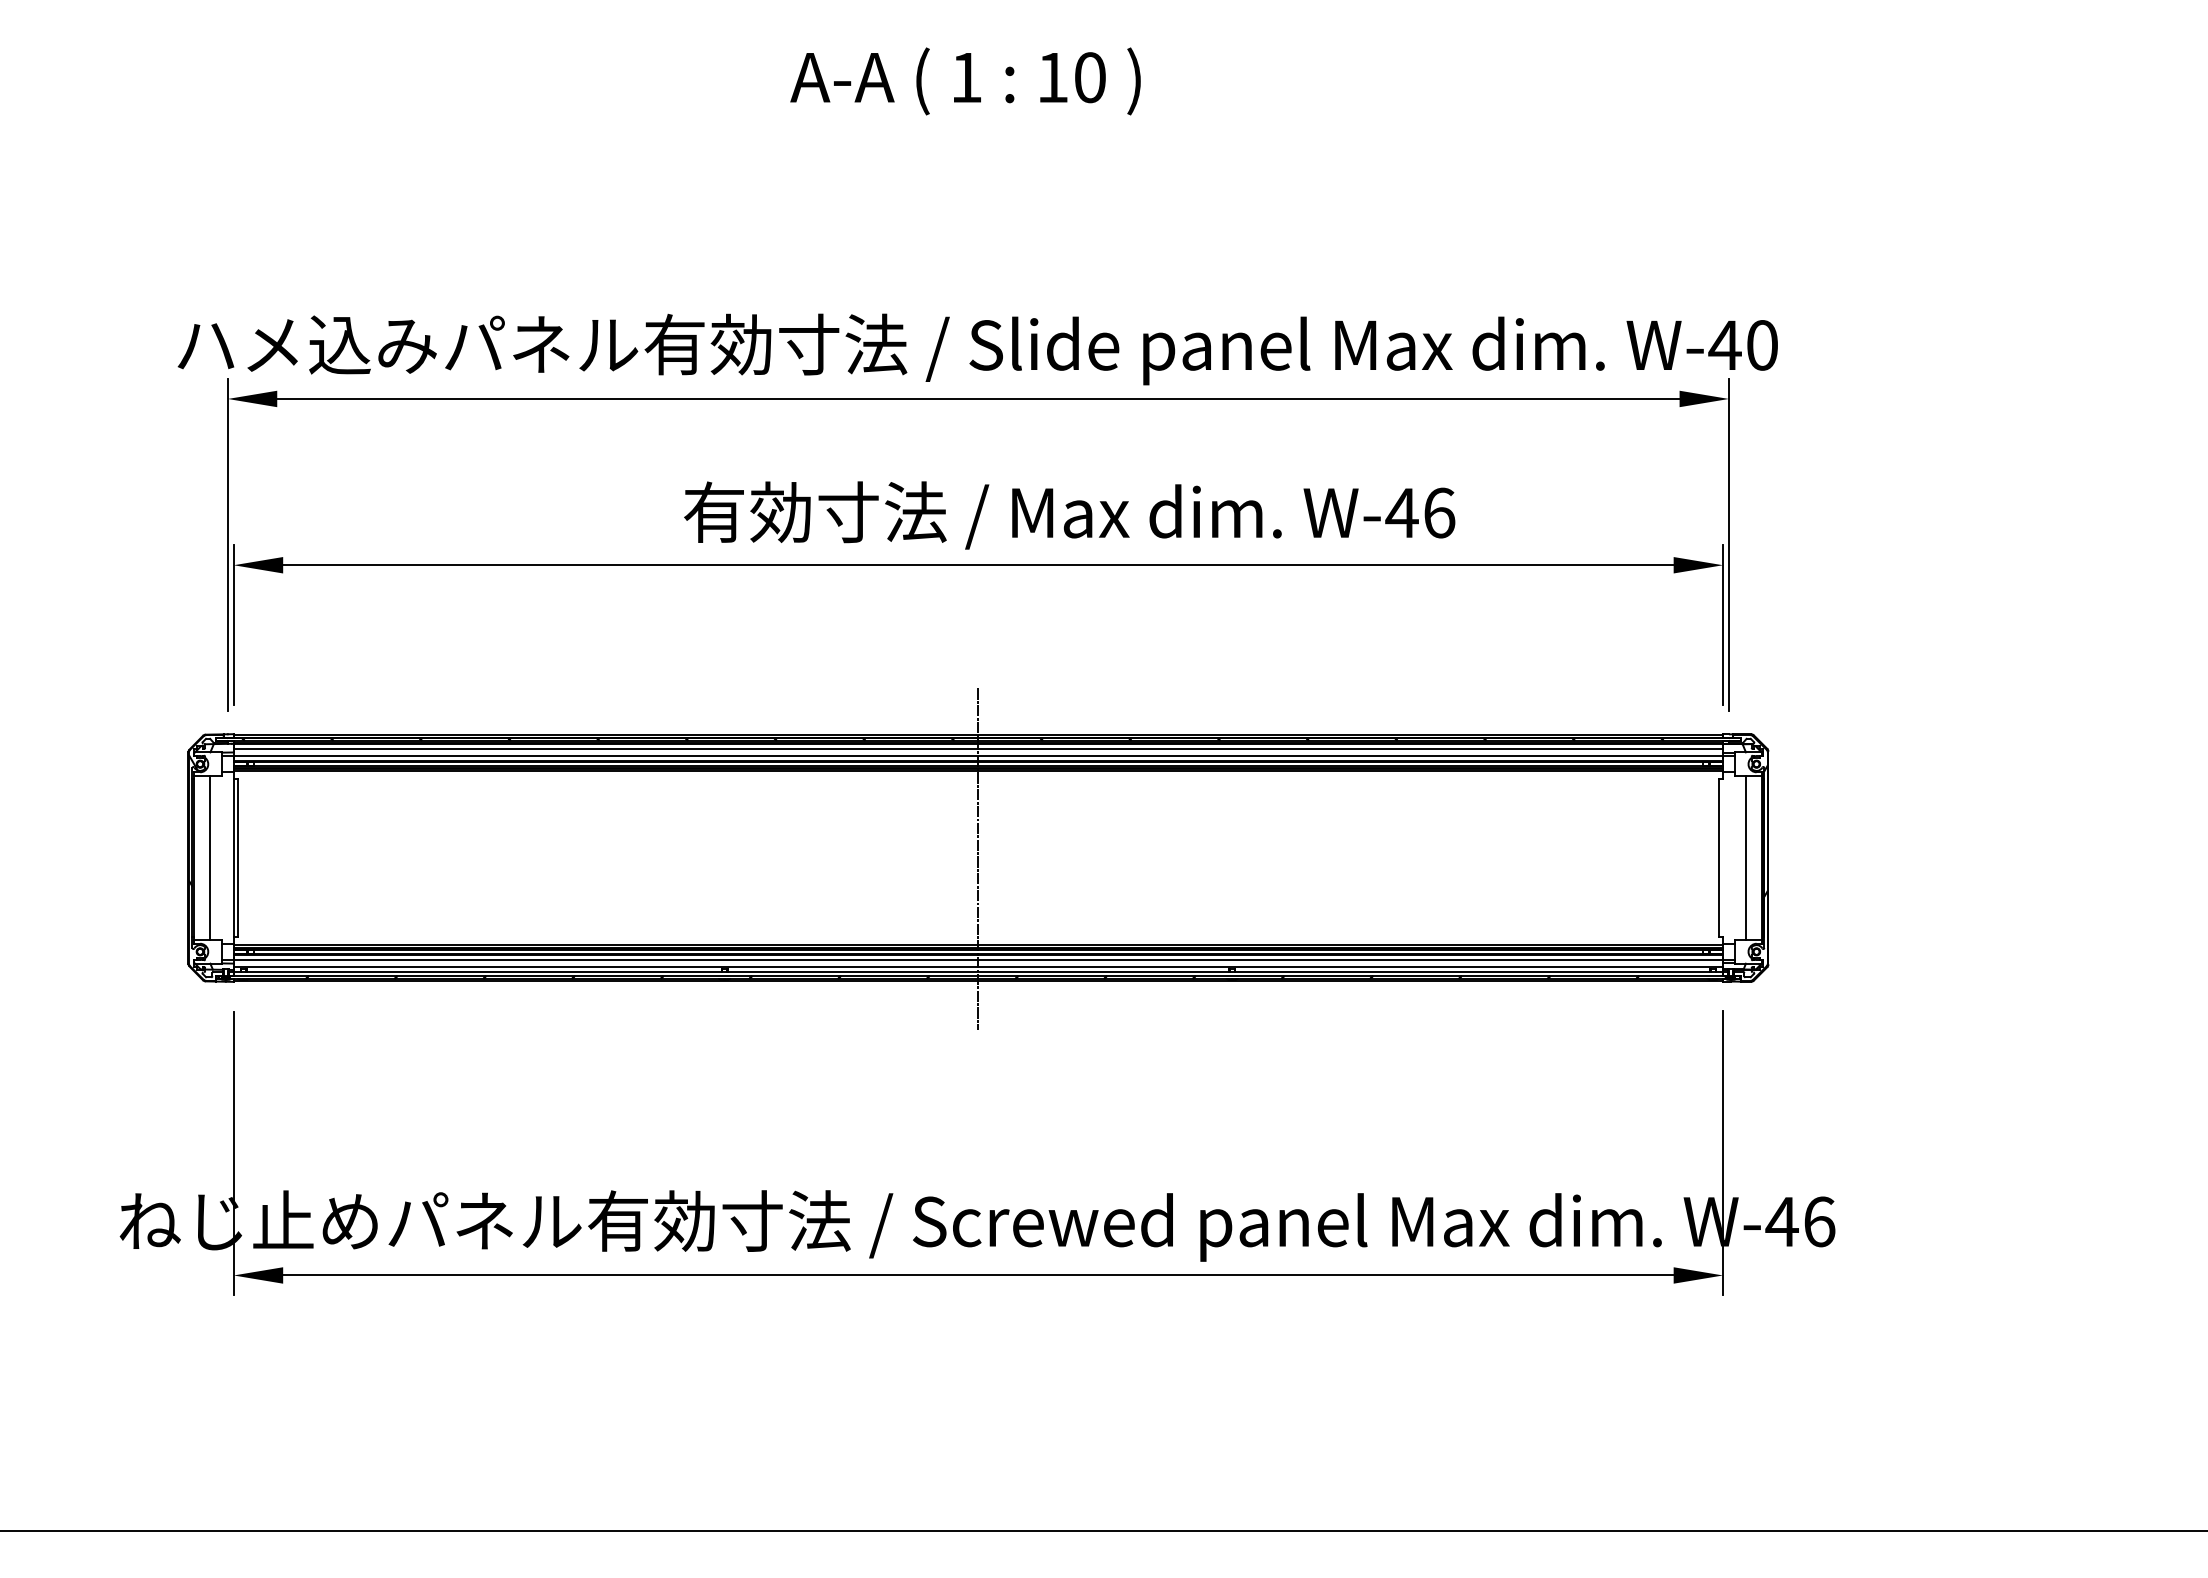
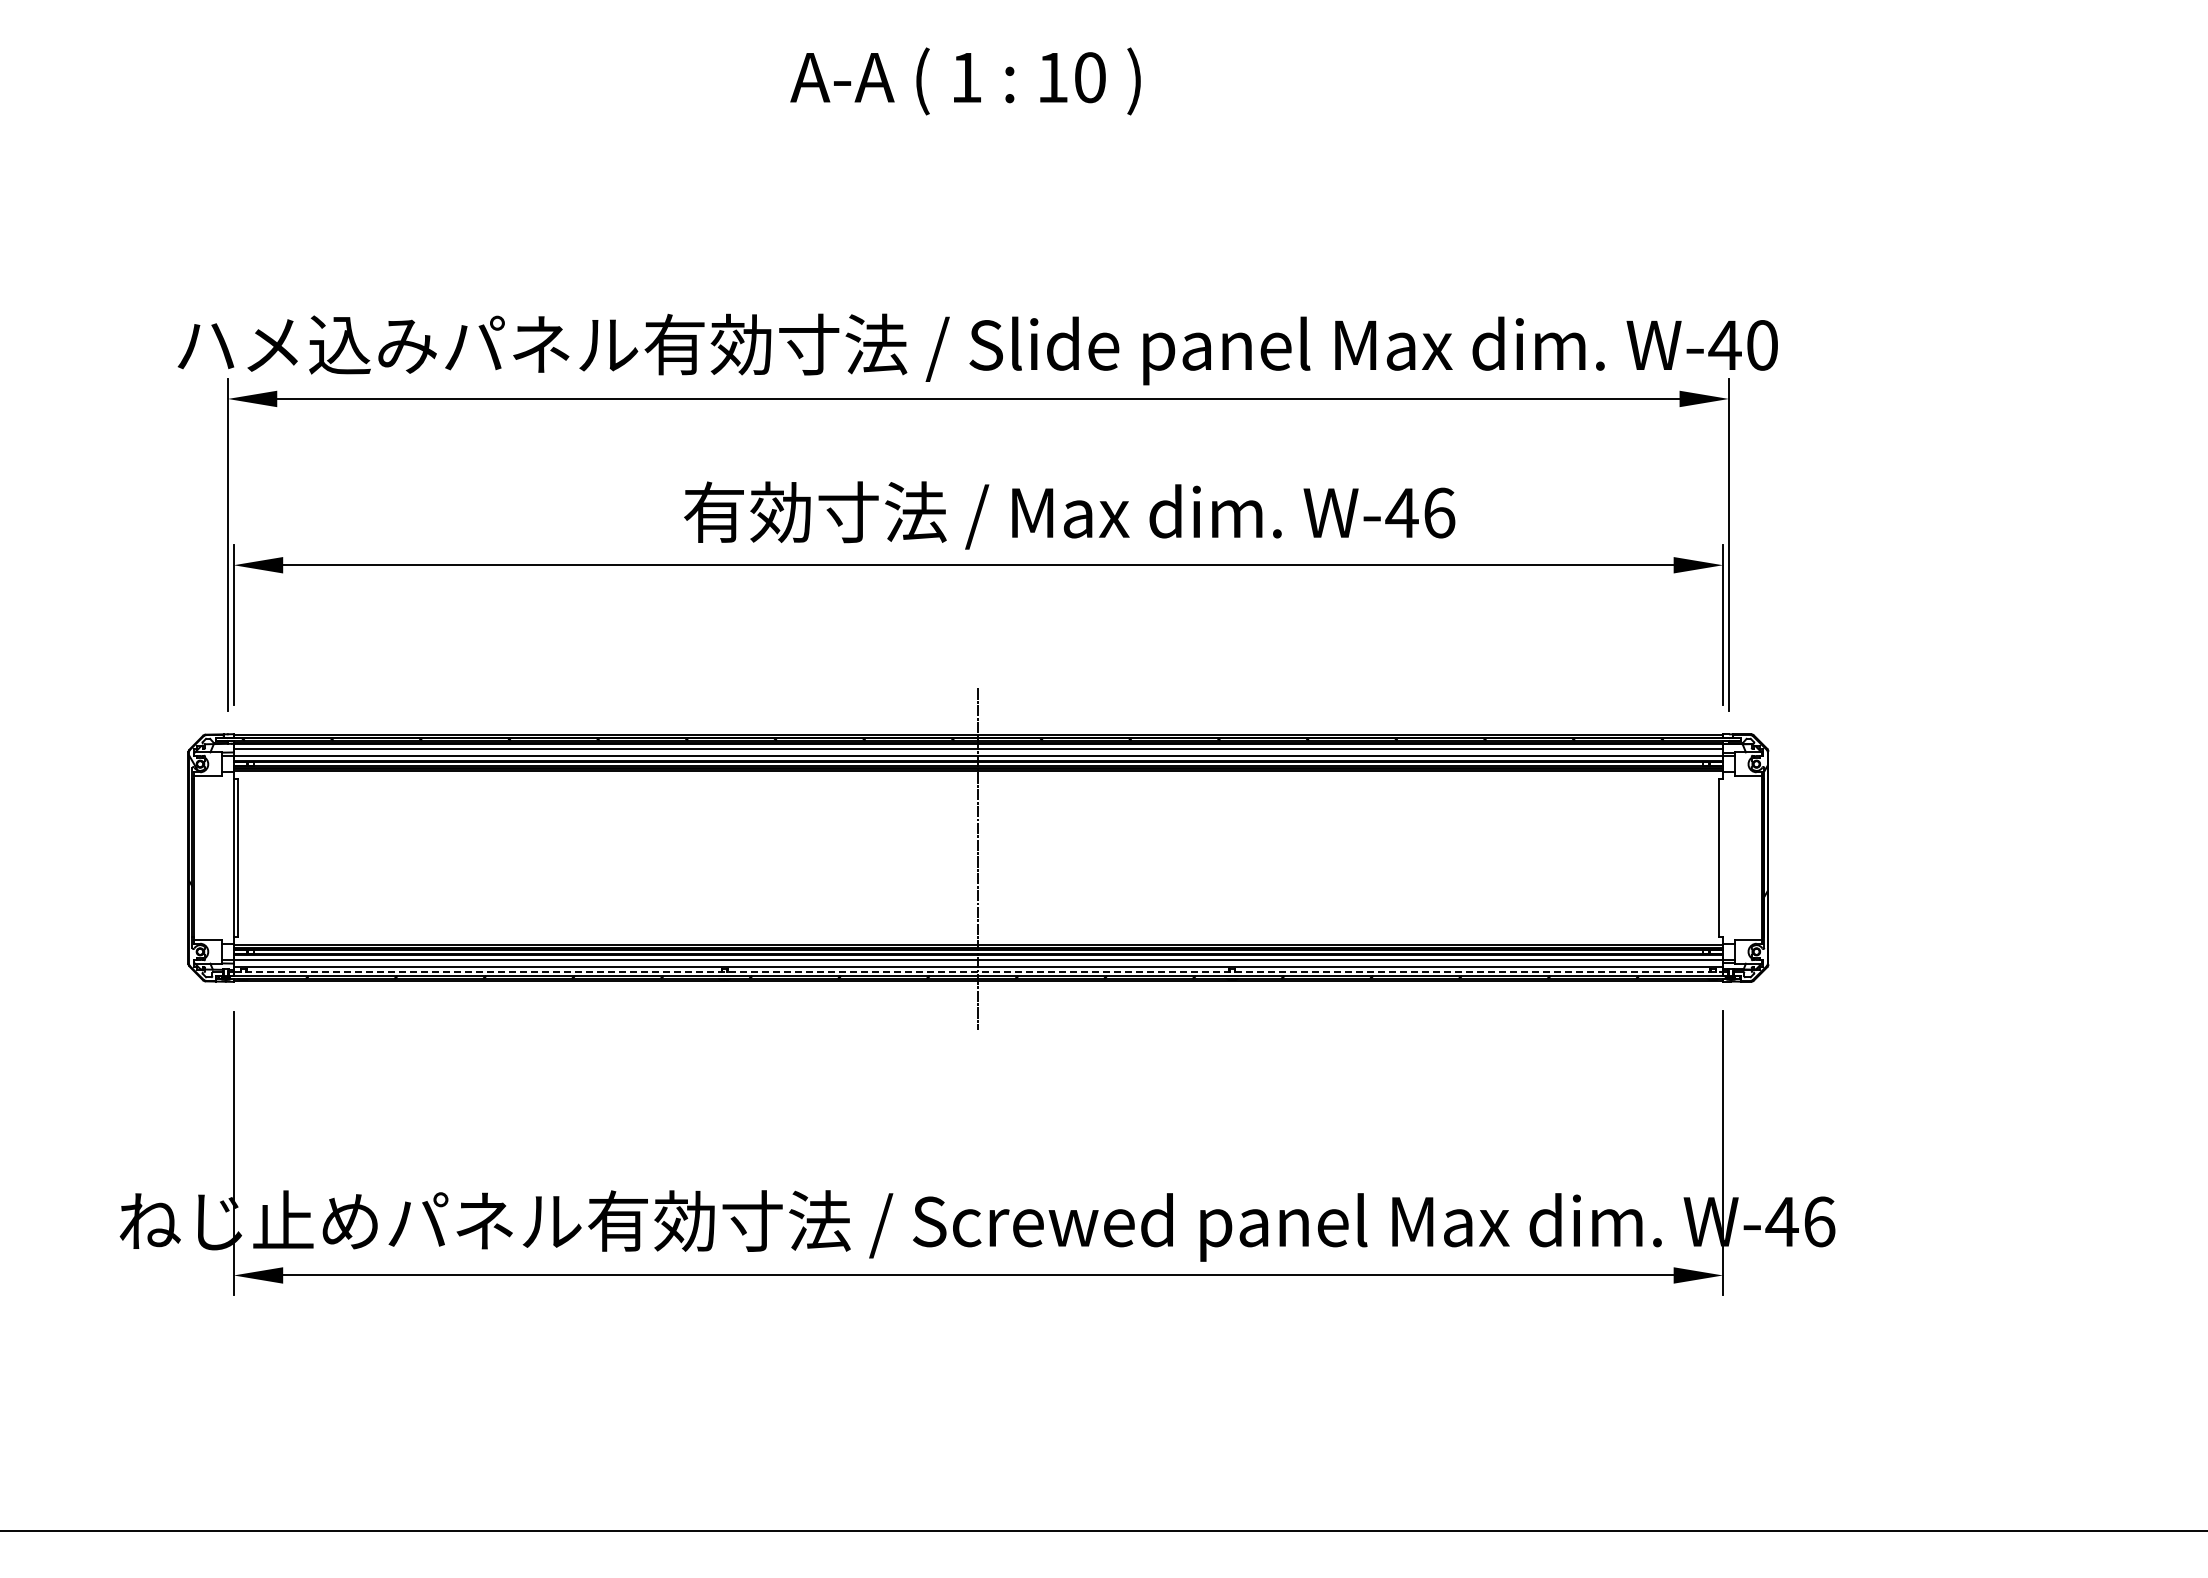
line: present -> none (210, 858)
line: present -> none (1746, 858)
line: solid -> dashed (978, 971)
